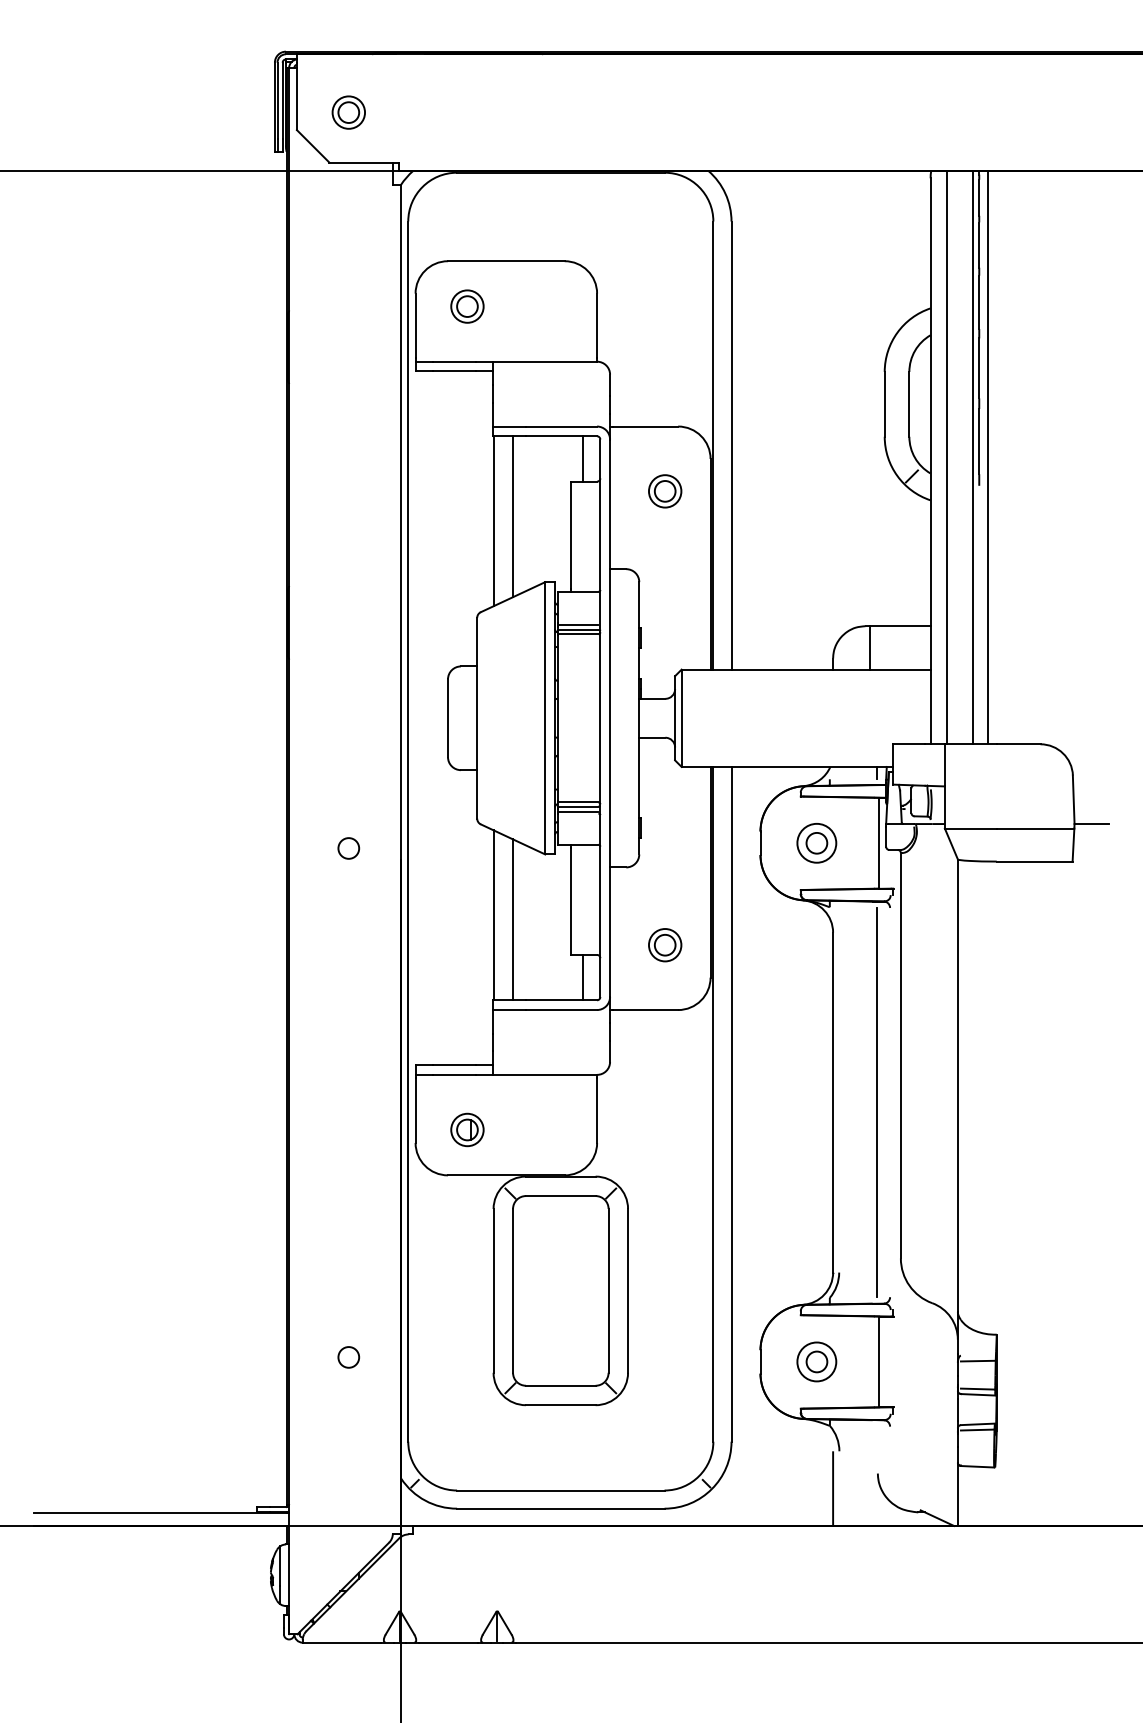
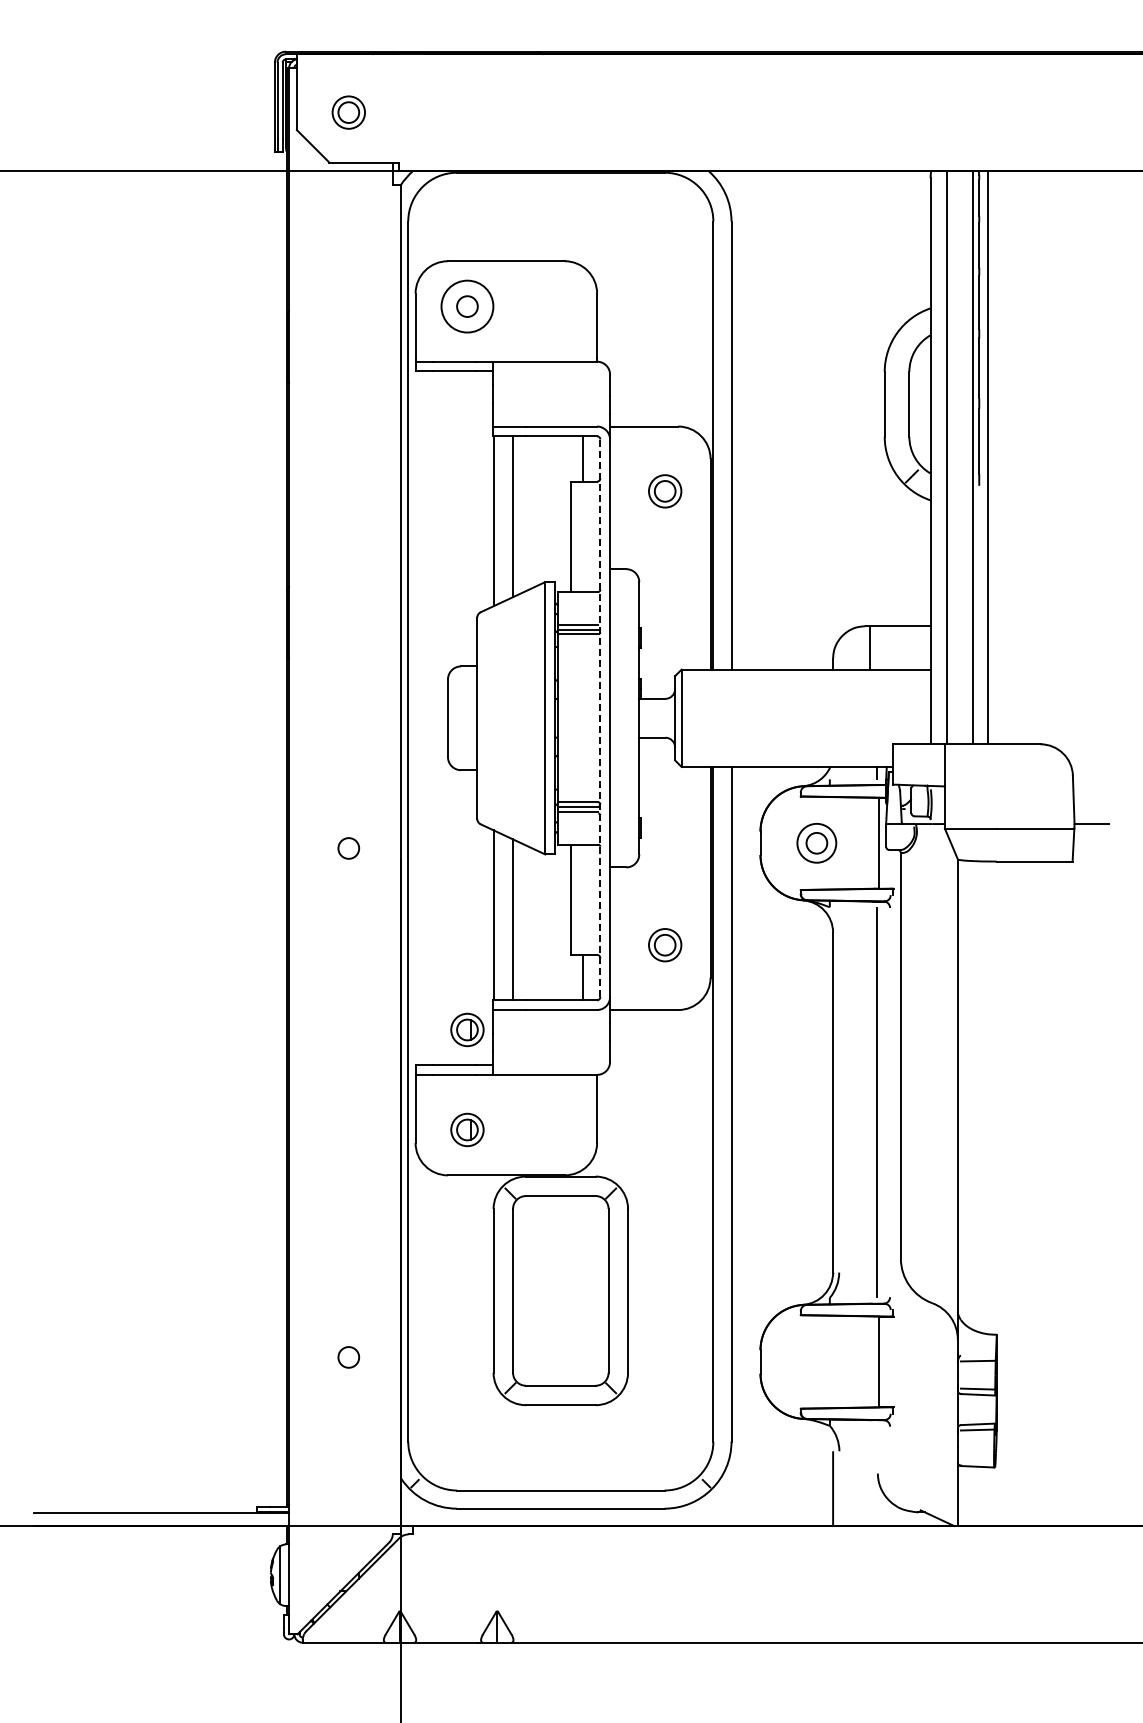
circle diameter: 32 px -> 52 px (467, 306)
line: solid -> dashed (600, 718)
part: none -> present (467, 1029)
part: present -> none (816, 1361)
